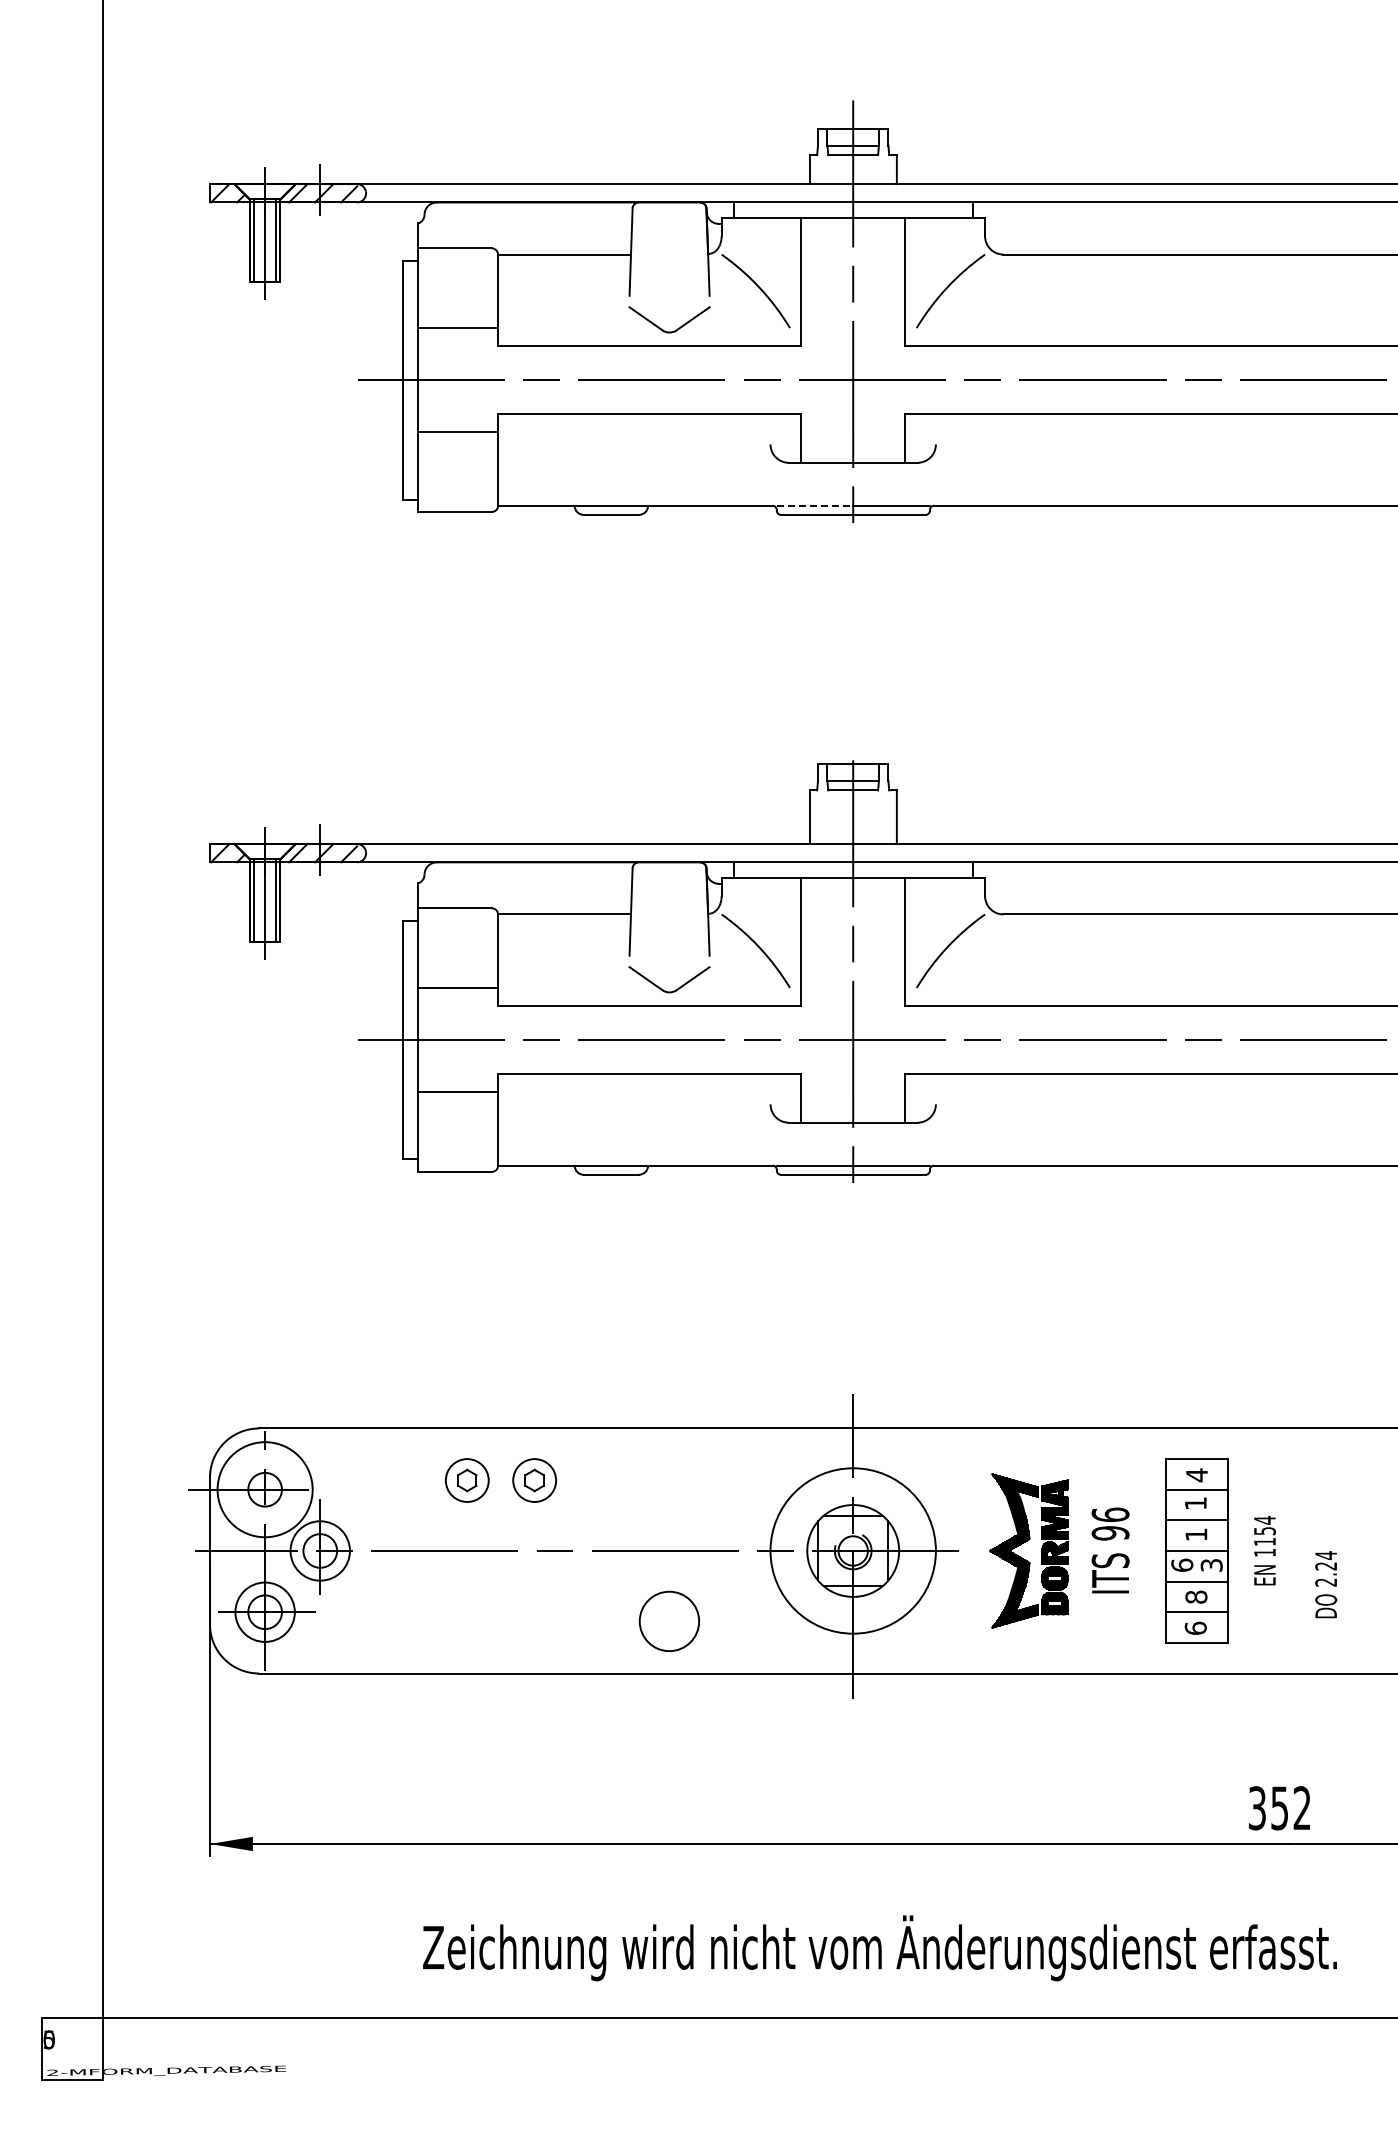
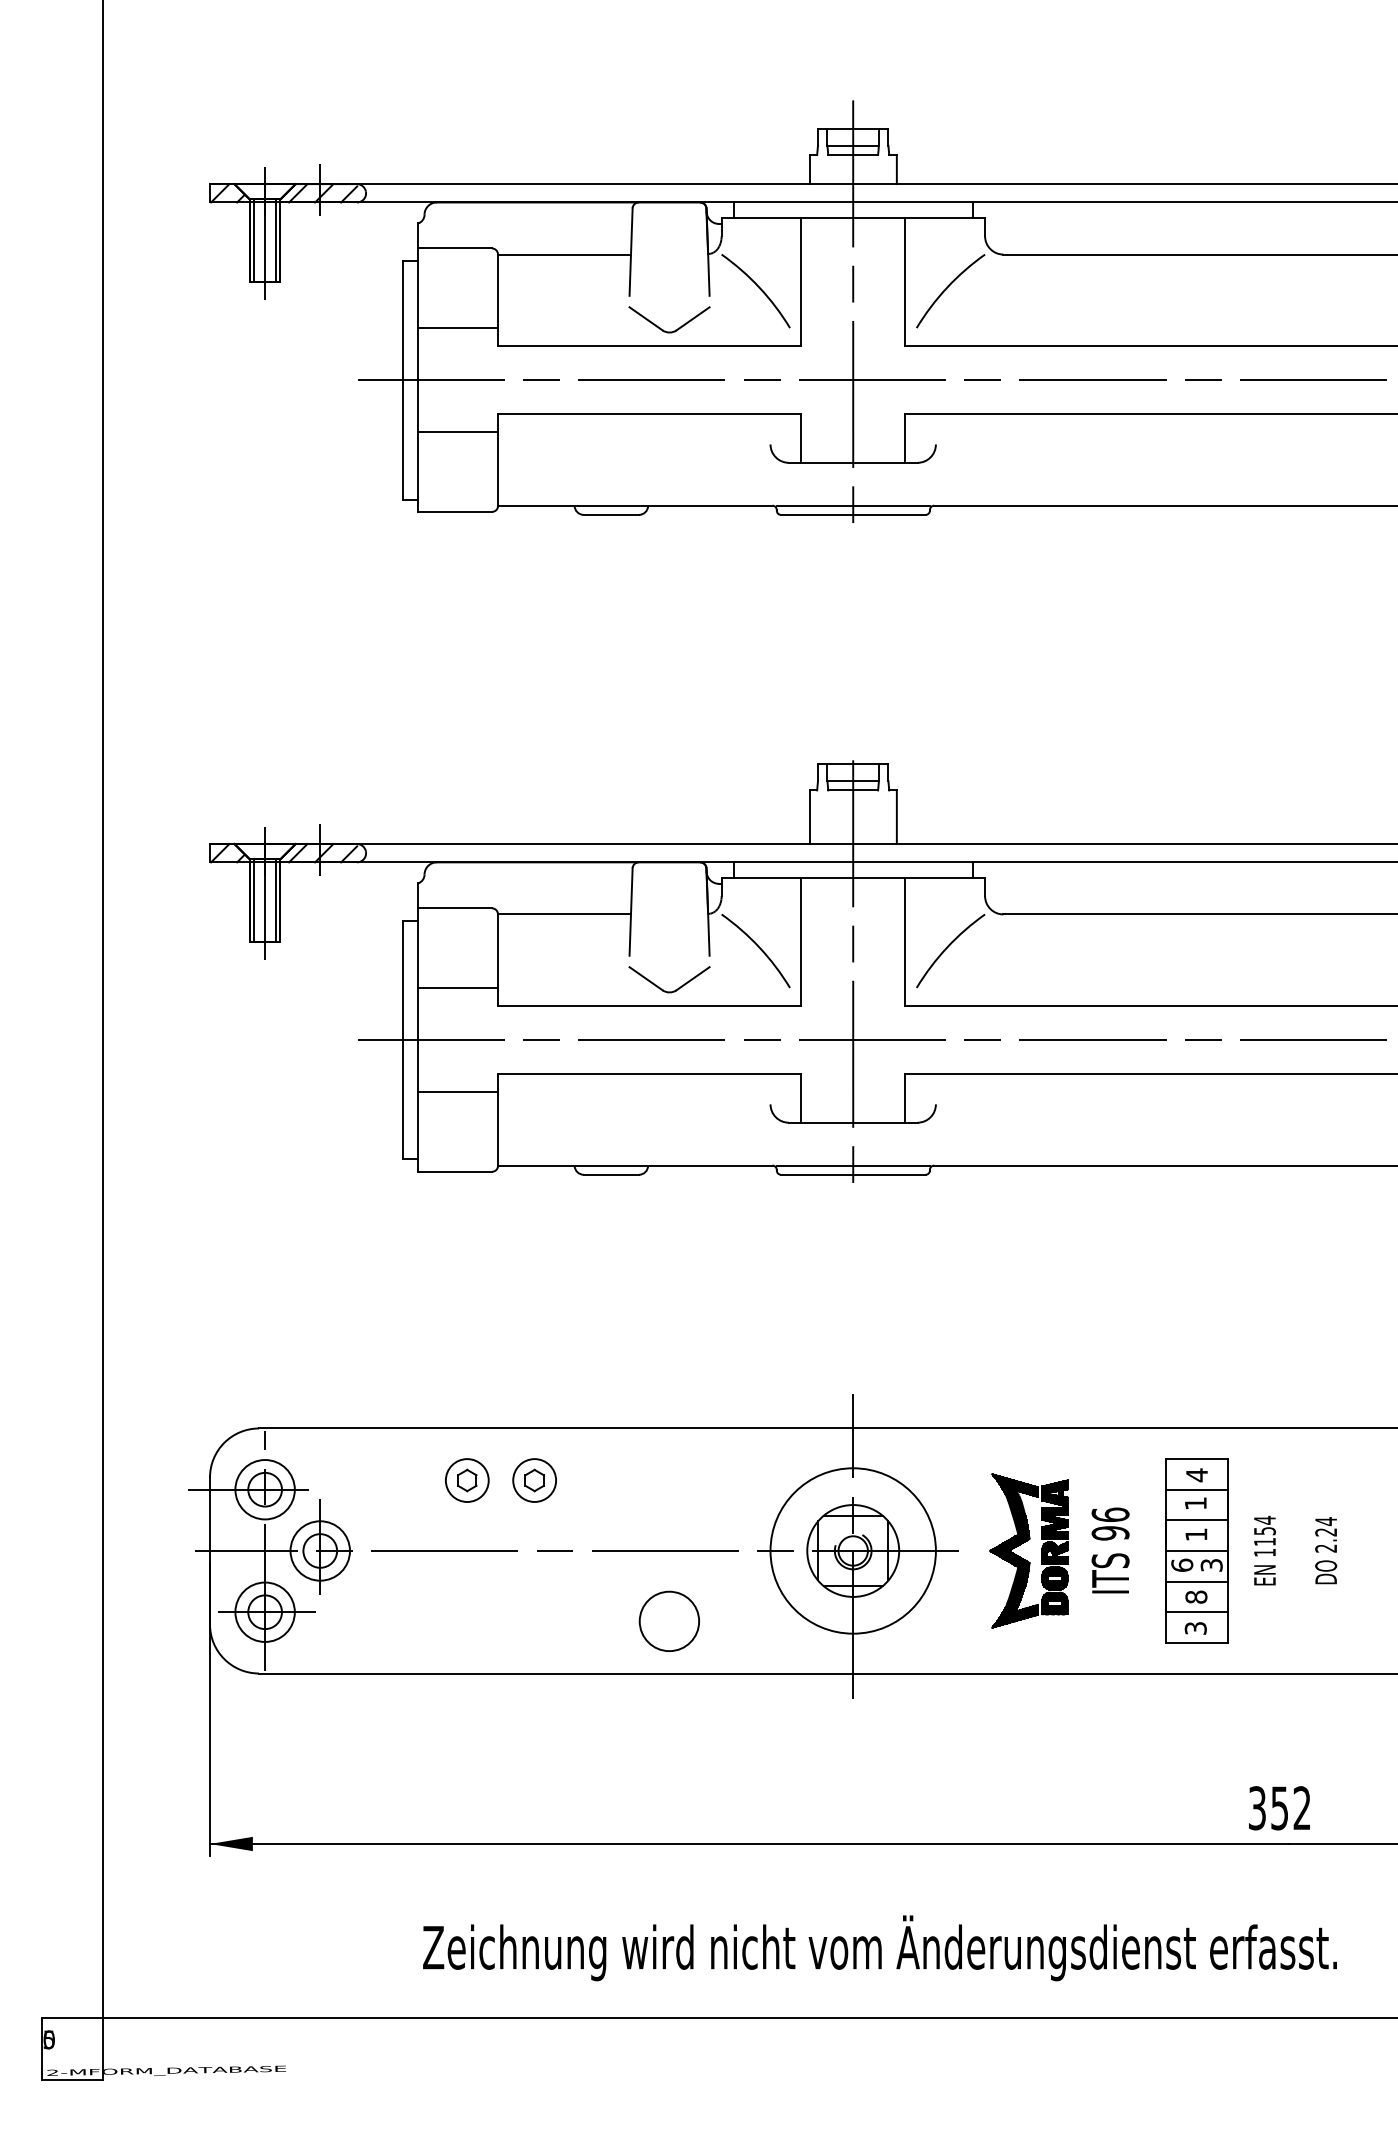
line: dashed -> solid (815, 505)
circle diameter: 95 px -> 59 px (264, 1489)
text position: (1326, 1584) -> (1326, 1550) (1326, 1550)
text: 6 -> 3 (1195, 1627)
